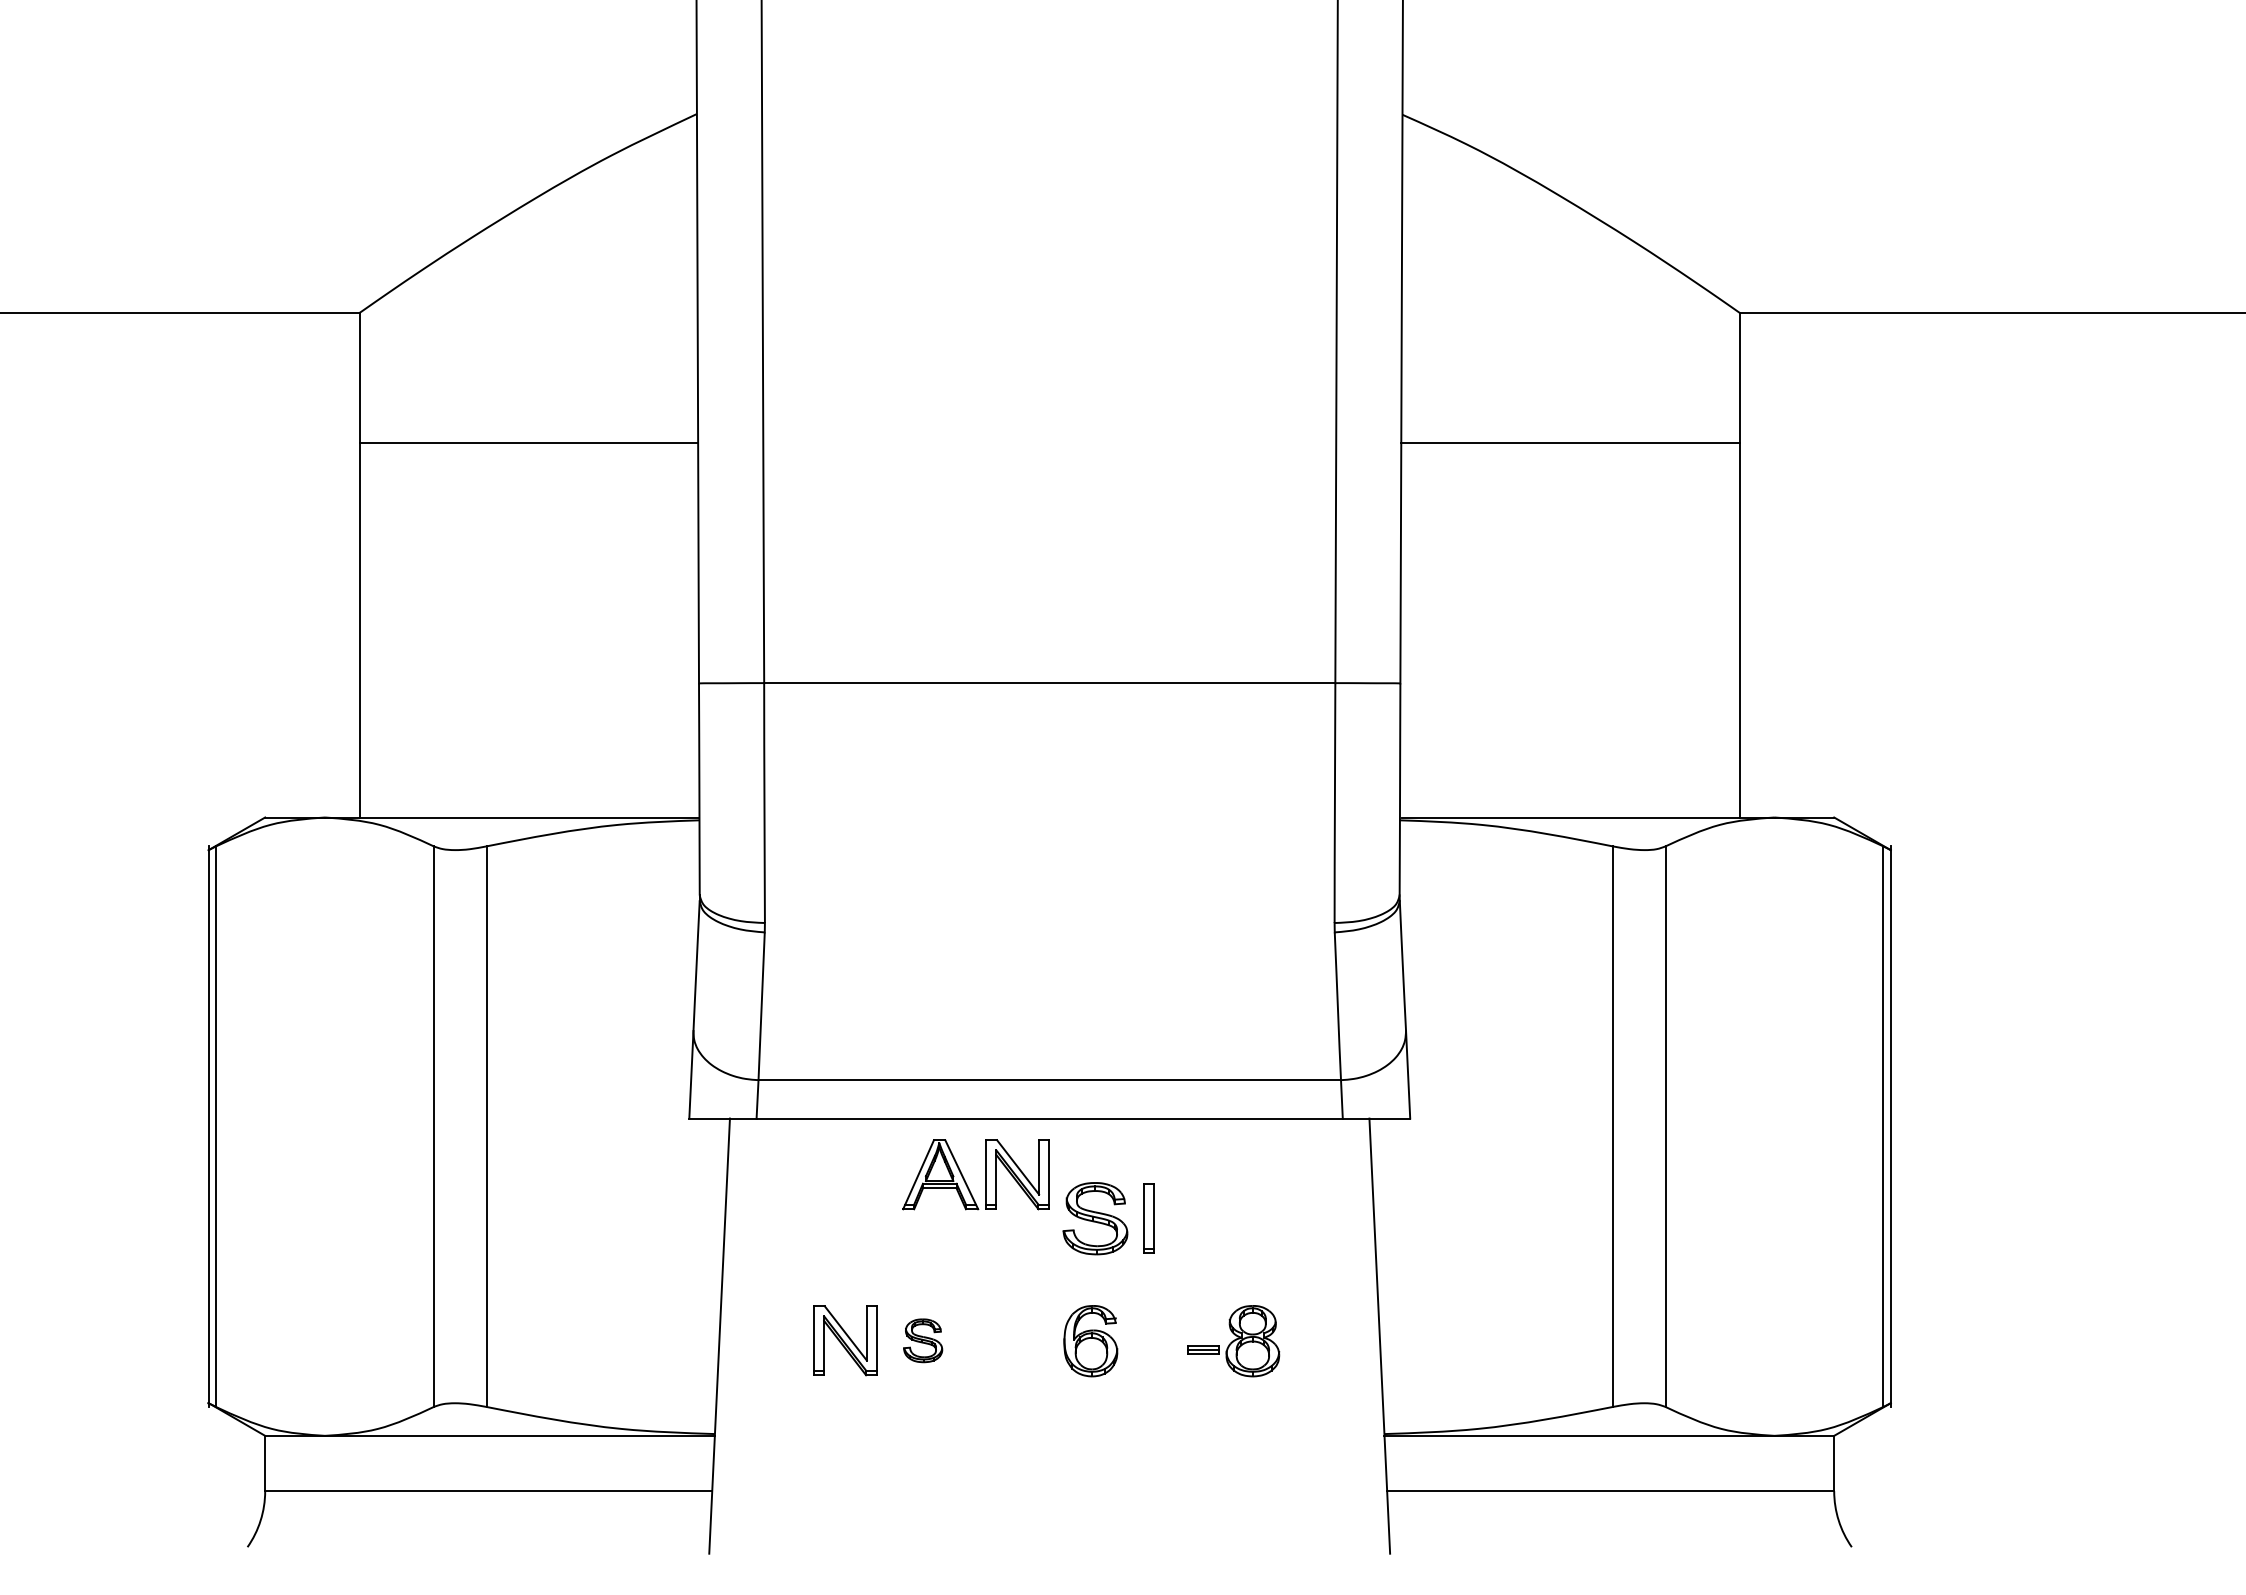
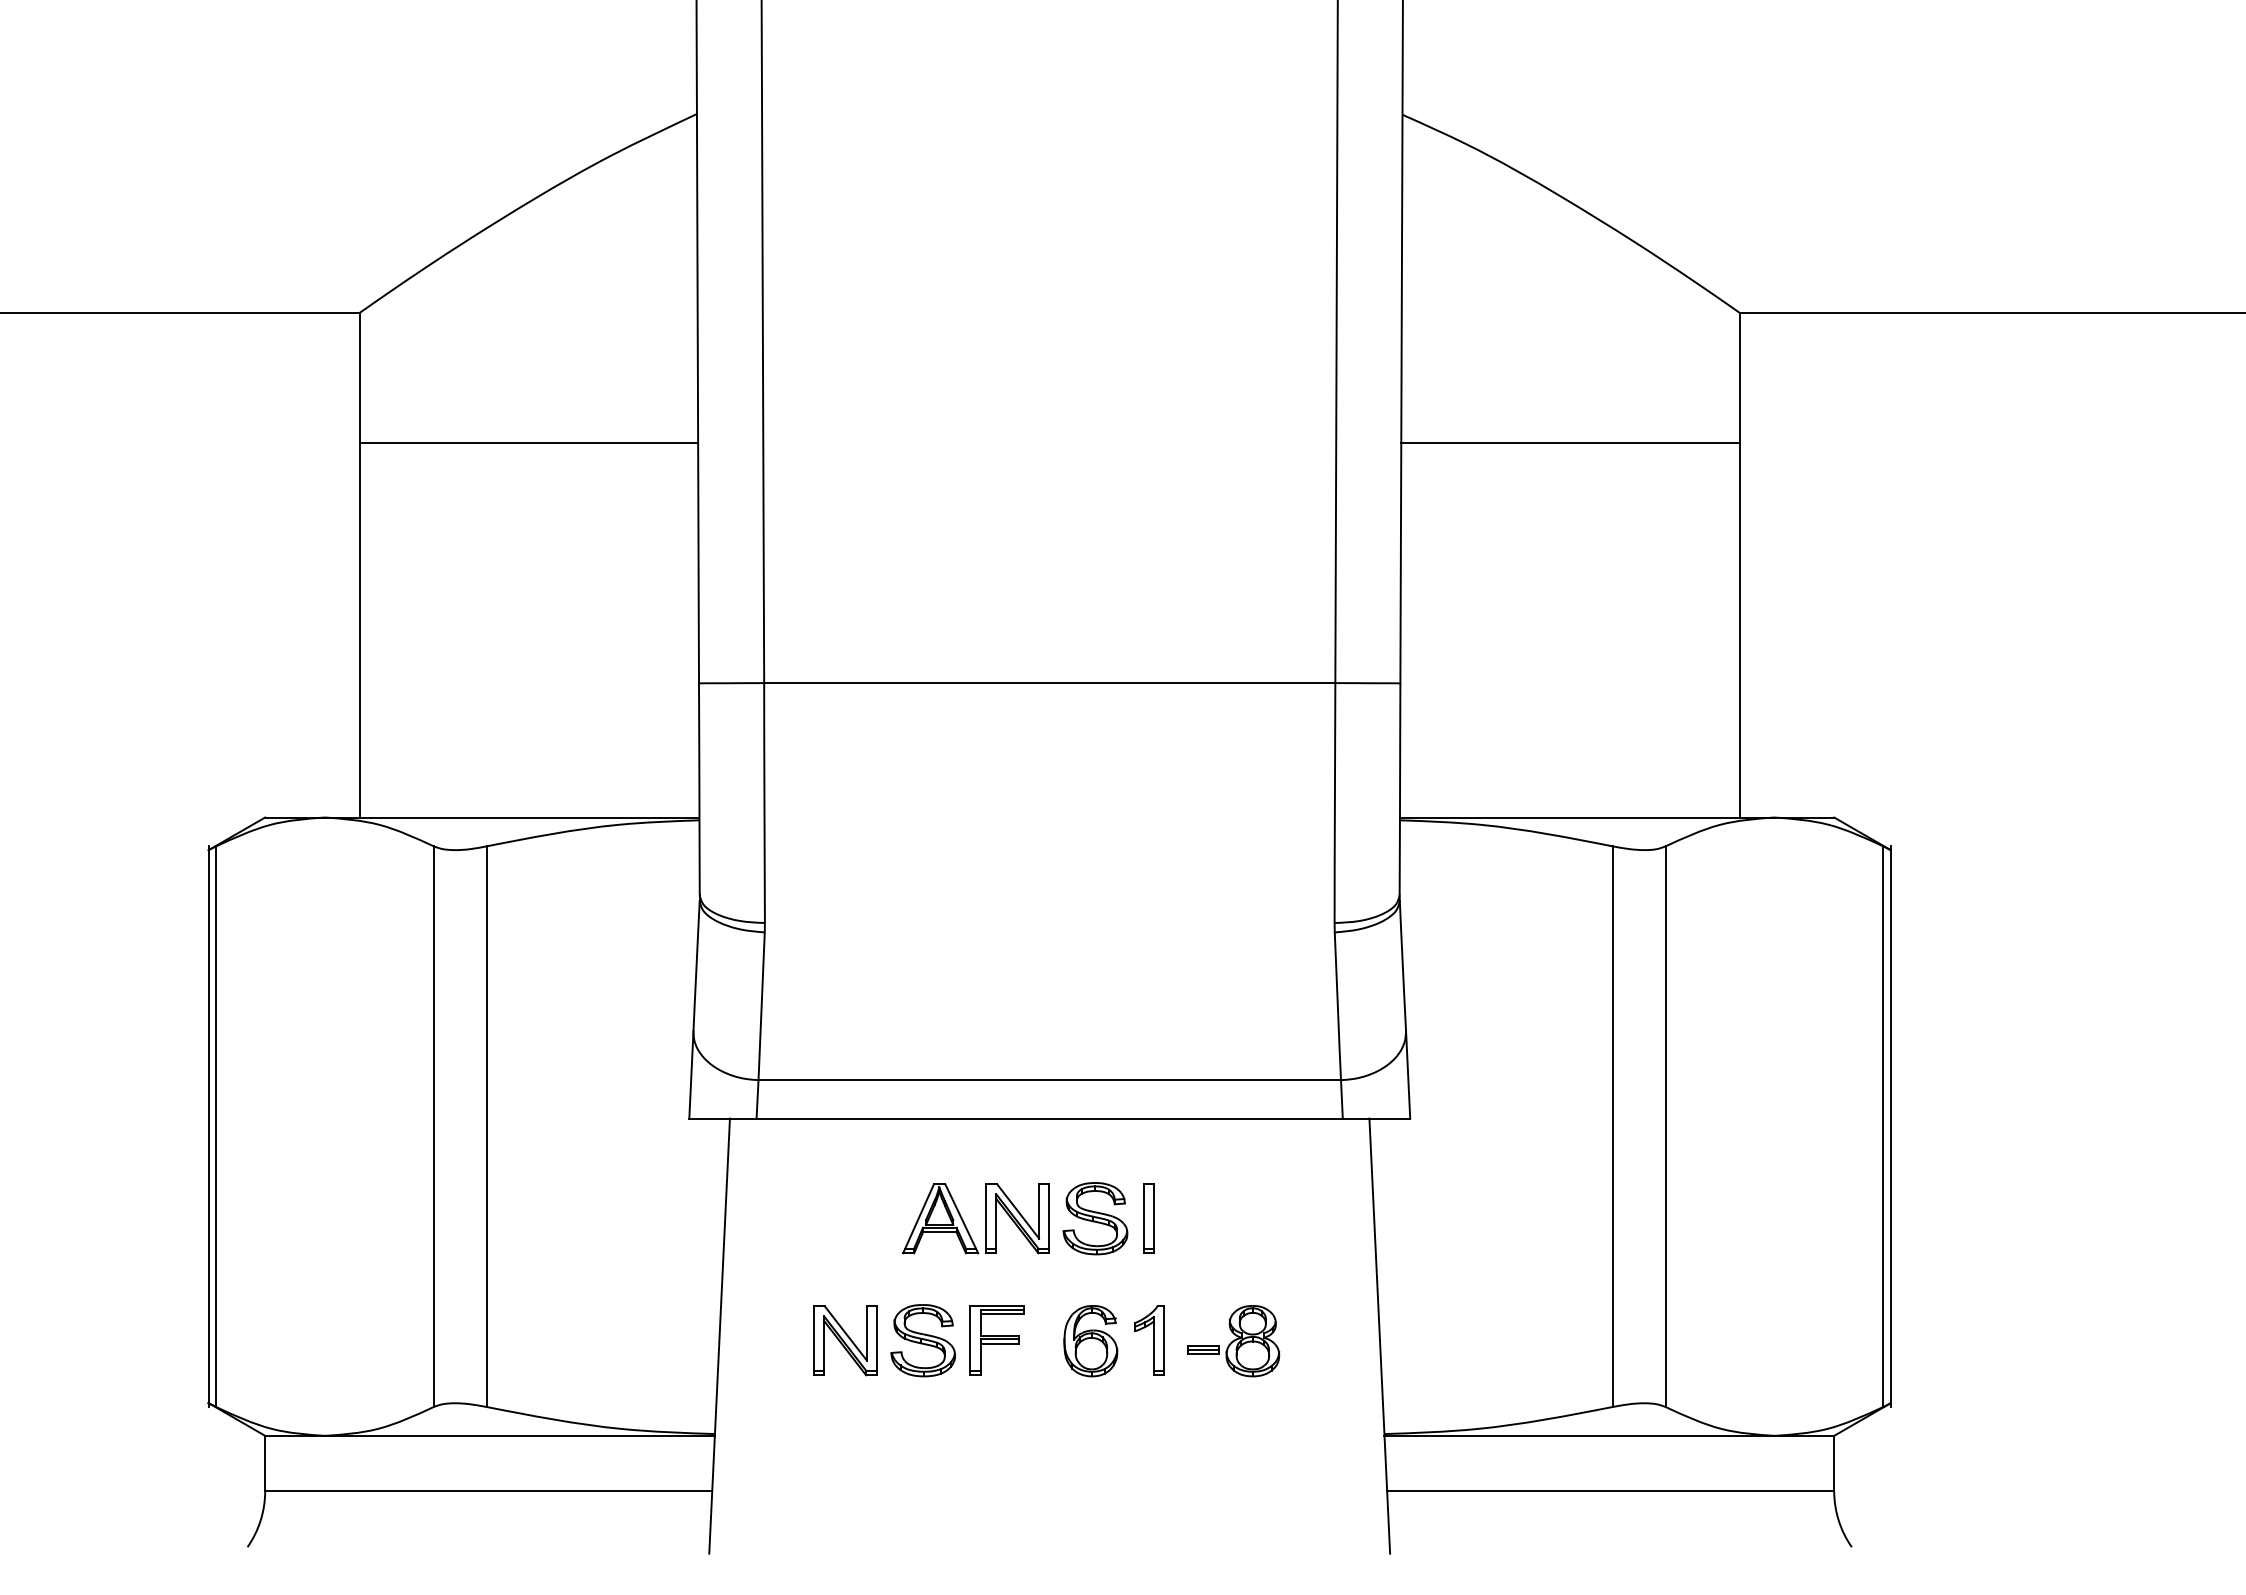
part position: (985, 1174) -> (985, 1218) (985, 1218)
part size: 41x46 px -> 66x74 px (922, 1340)
part: none -> present (996, 1340)
part: none -> present (1149, 1340)
